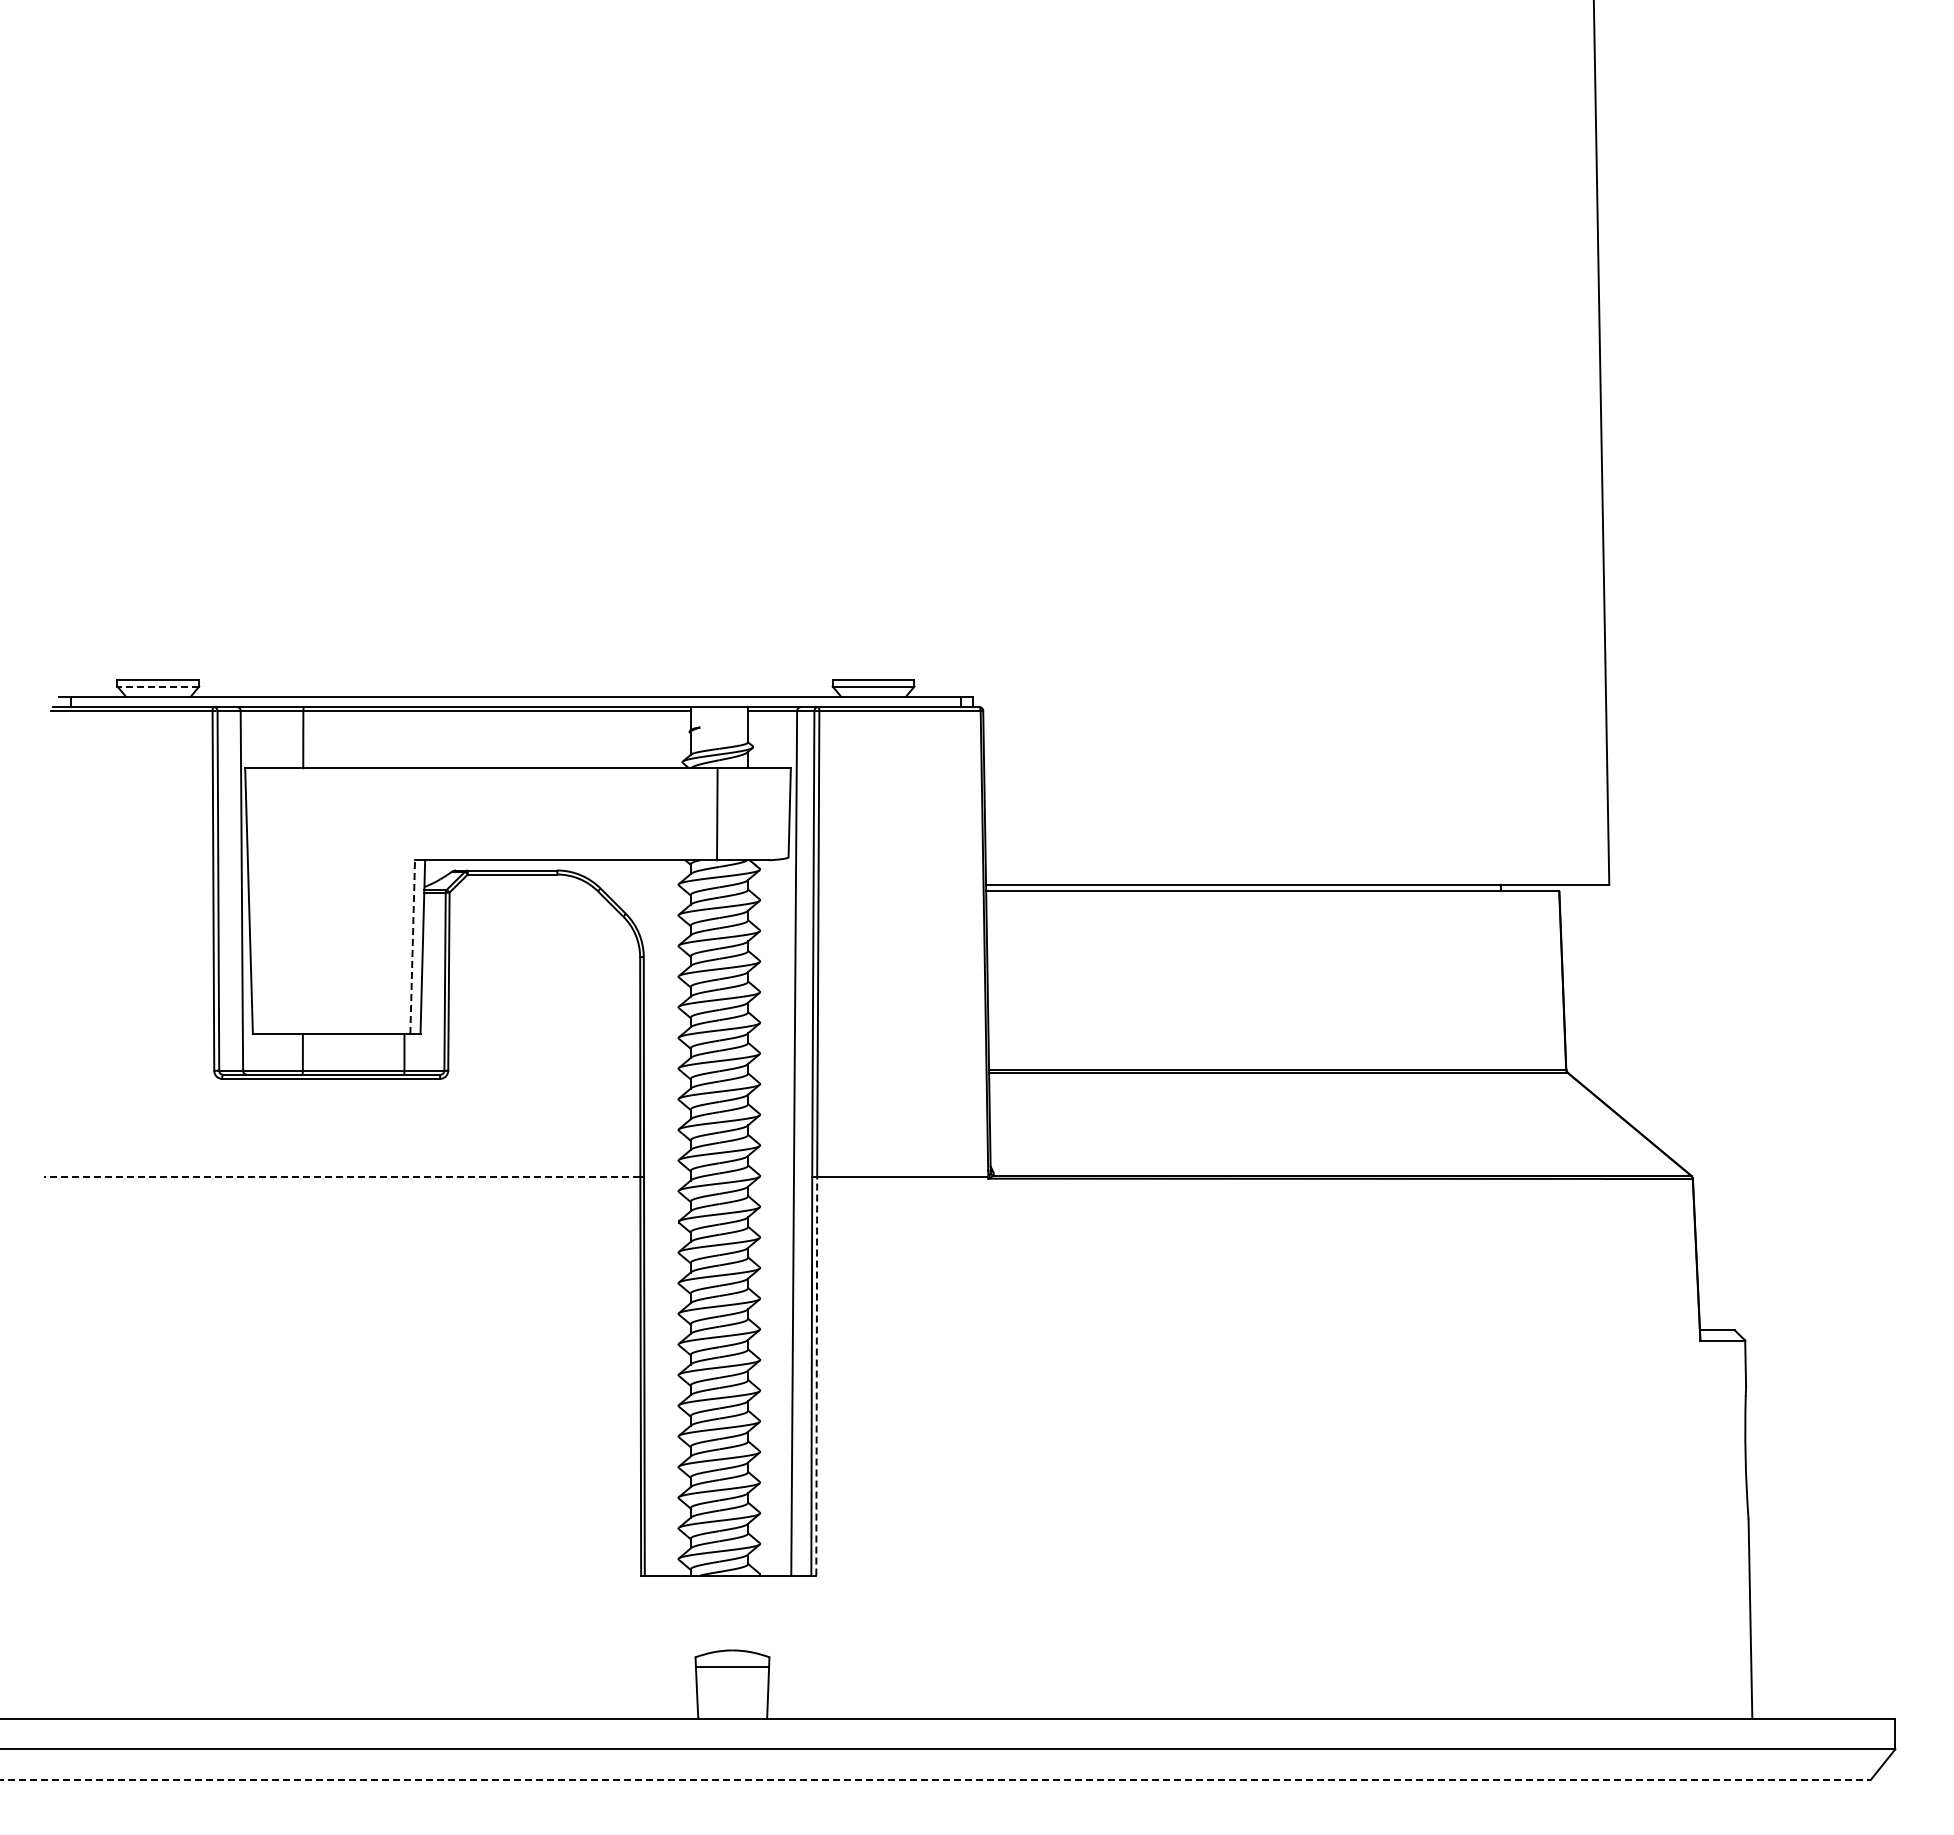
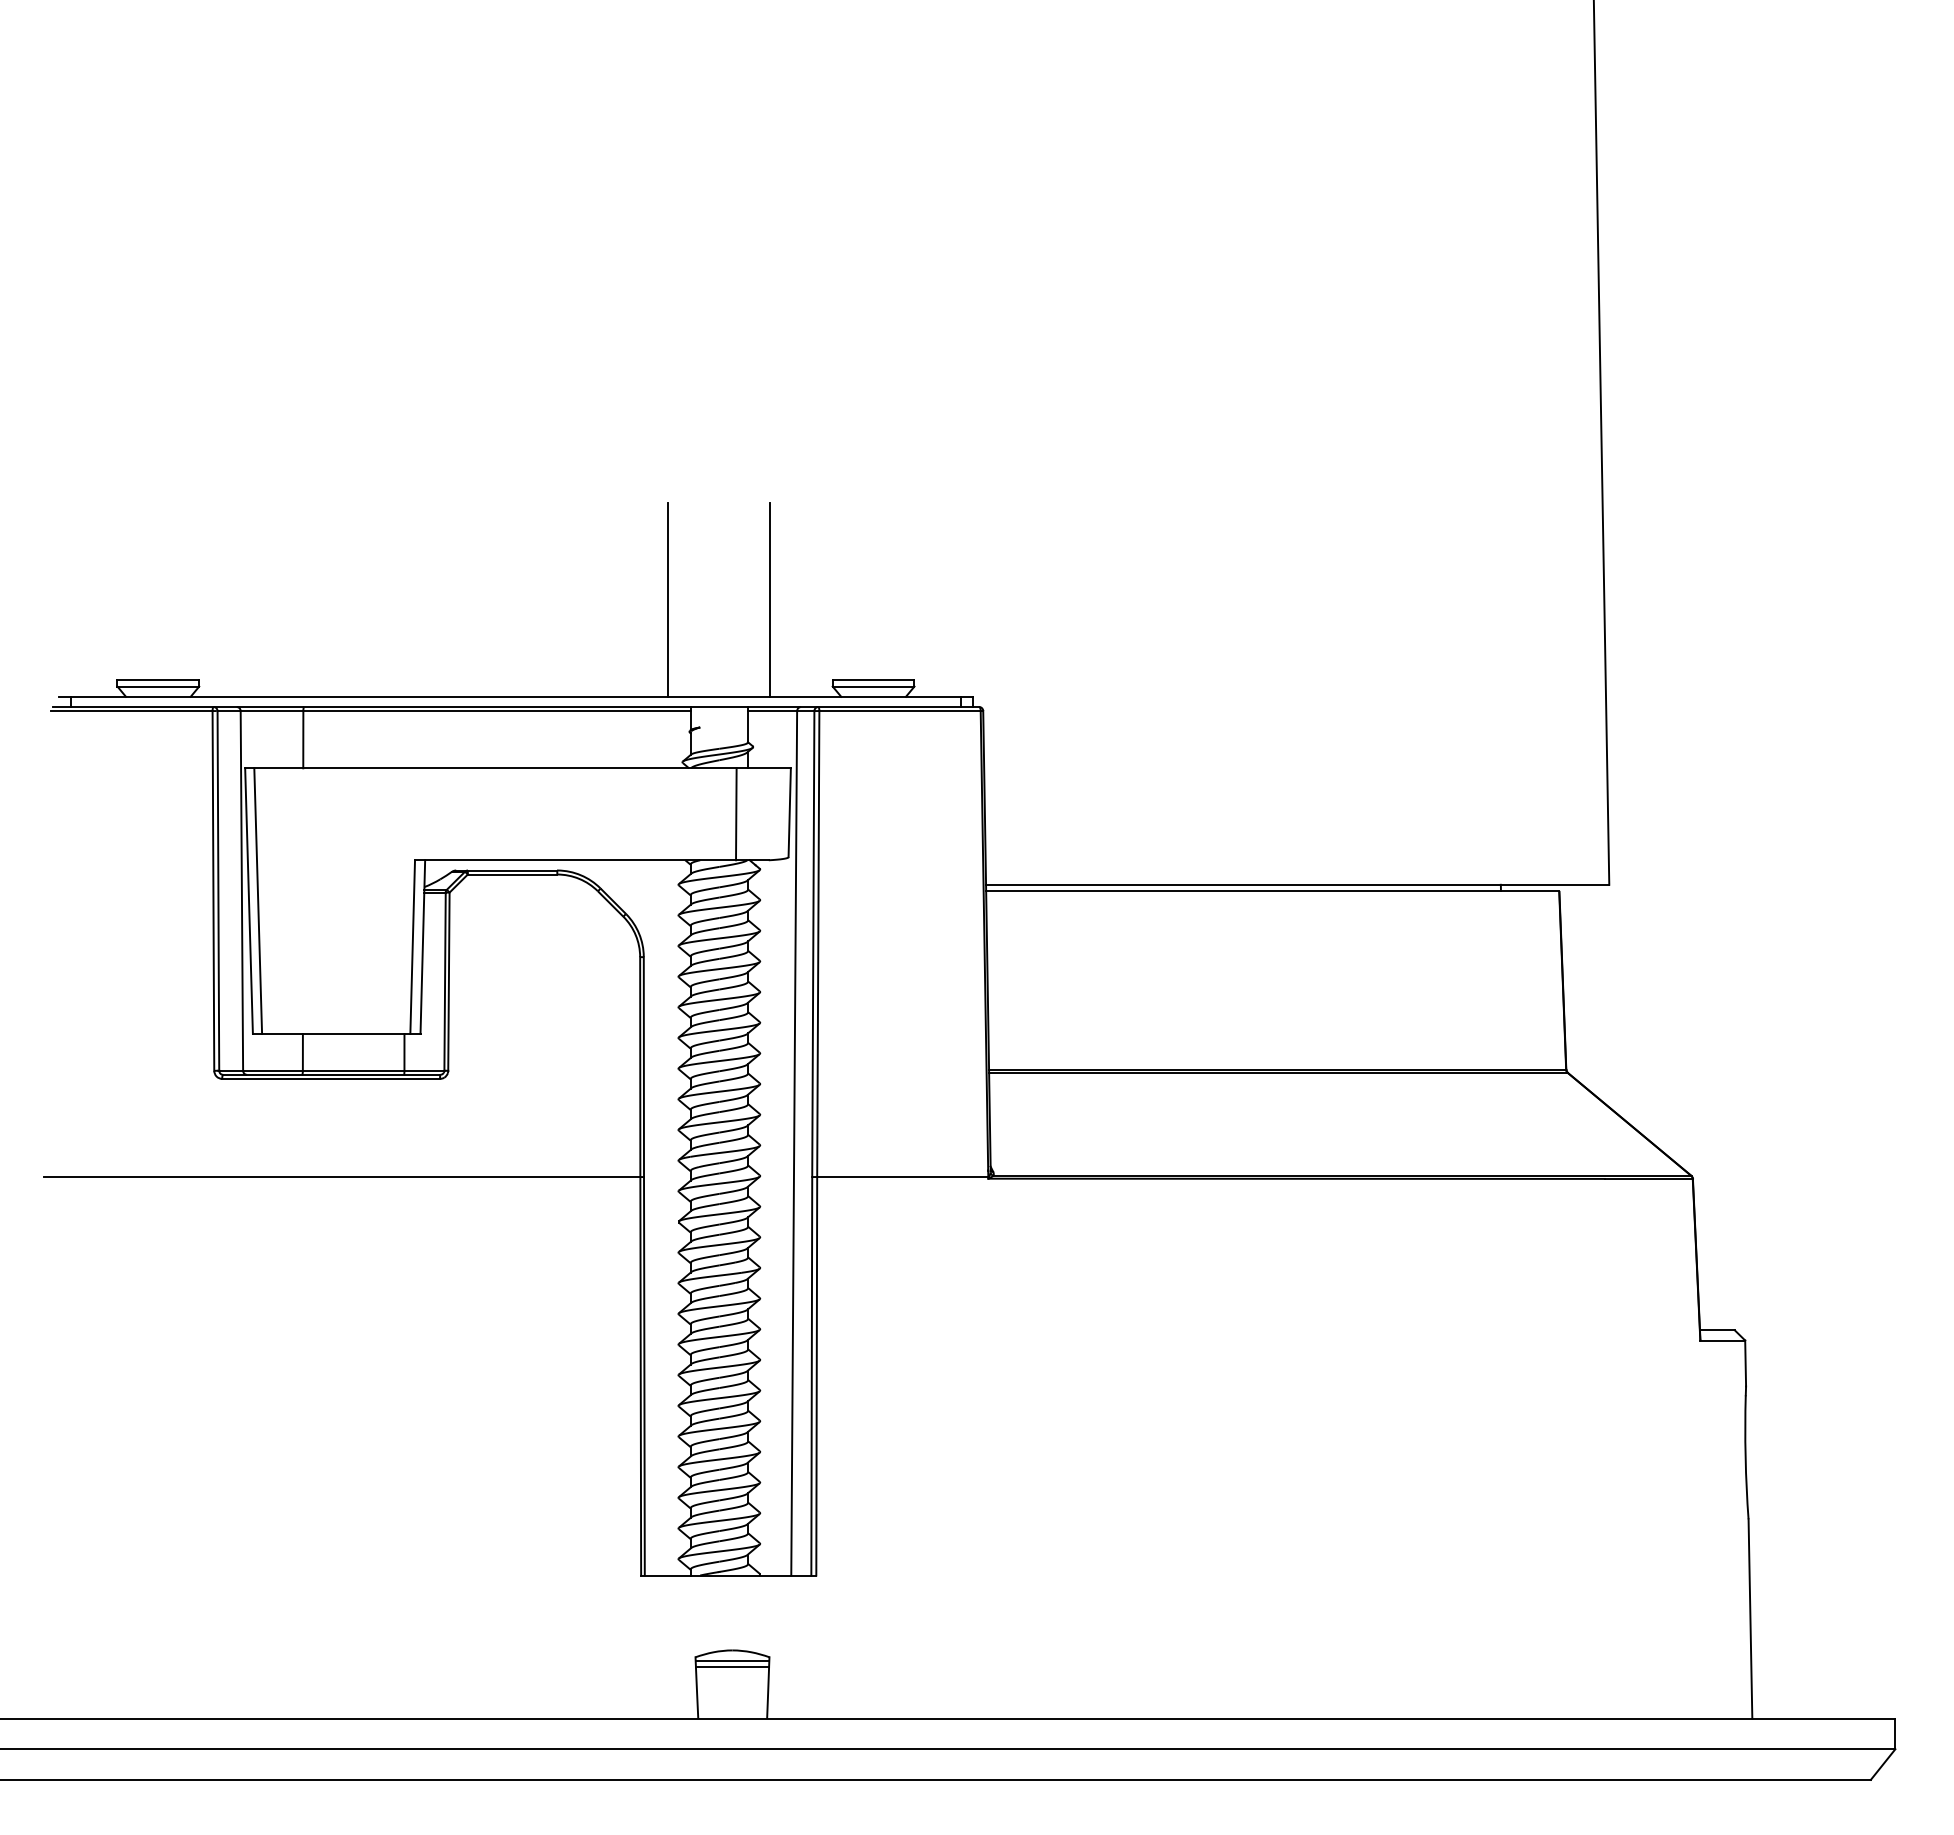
line: none -> present (668, 599)
line: none -> present (770, 599)
line: dashed -> solid (158, 686)
line position: (717, 814) -> (736, 814) (736, 814)
line: none -> present (258, 900)
line: dashed -> solid (412, 947)
line: dashed -> solid (341, 1177)
line: dashed -> solid (816, 1375)
line: none -> present (732, 1661)
line: dashed -> solid (935, 1779)
